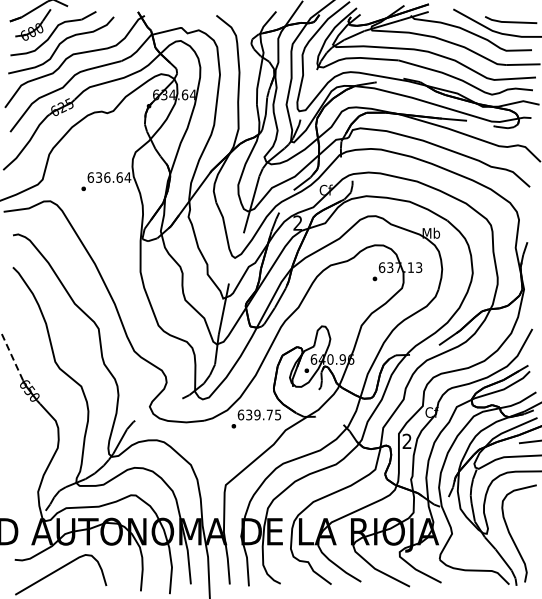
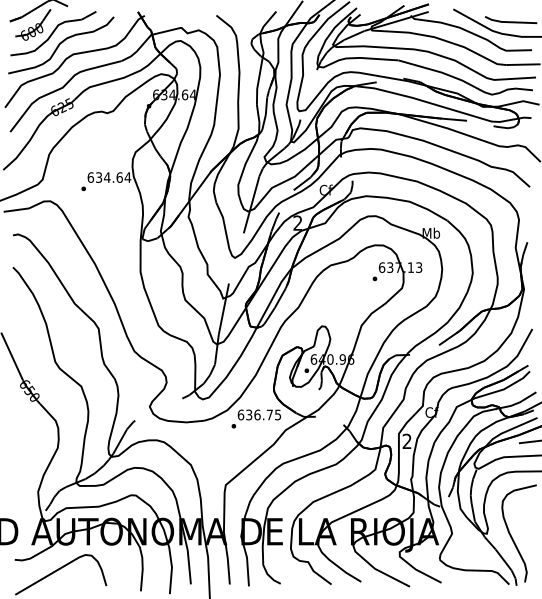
text: 636.64 -> 634.64 (106, 177)
line: dashed -> solid (11, 356)
text: 639.75 -> 636.75 (257, 414)
